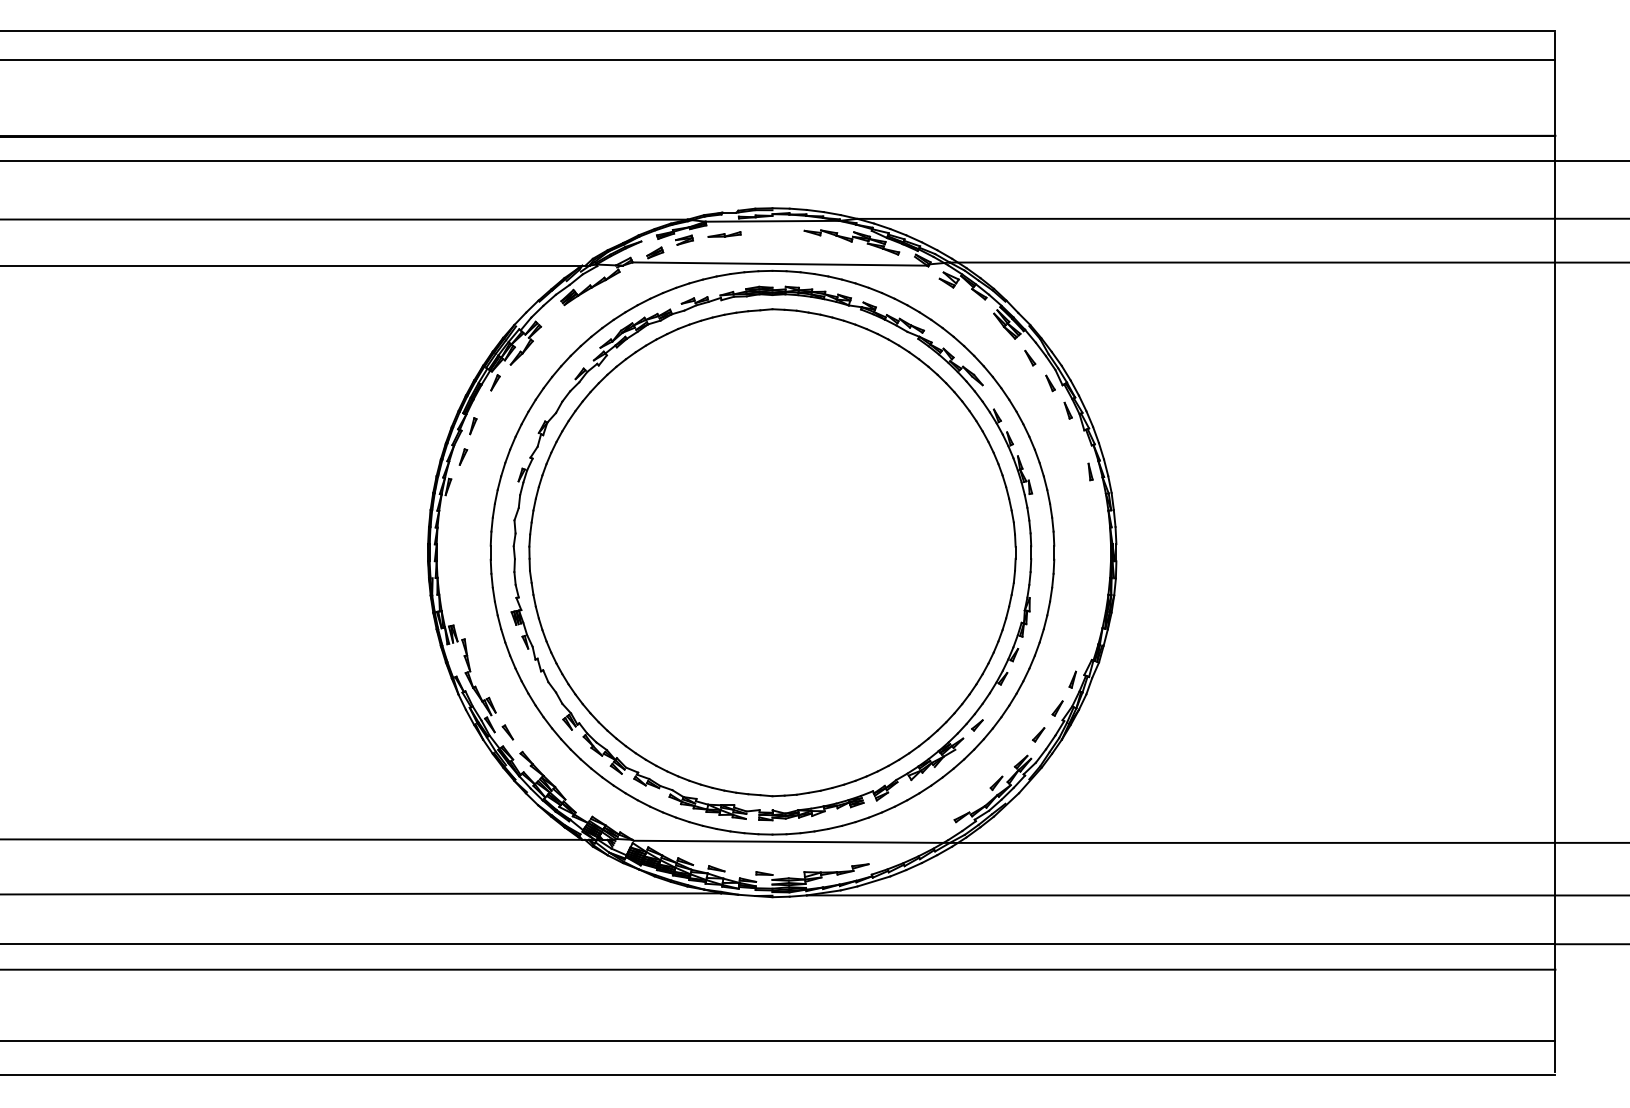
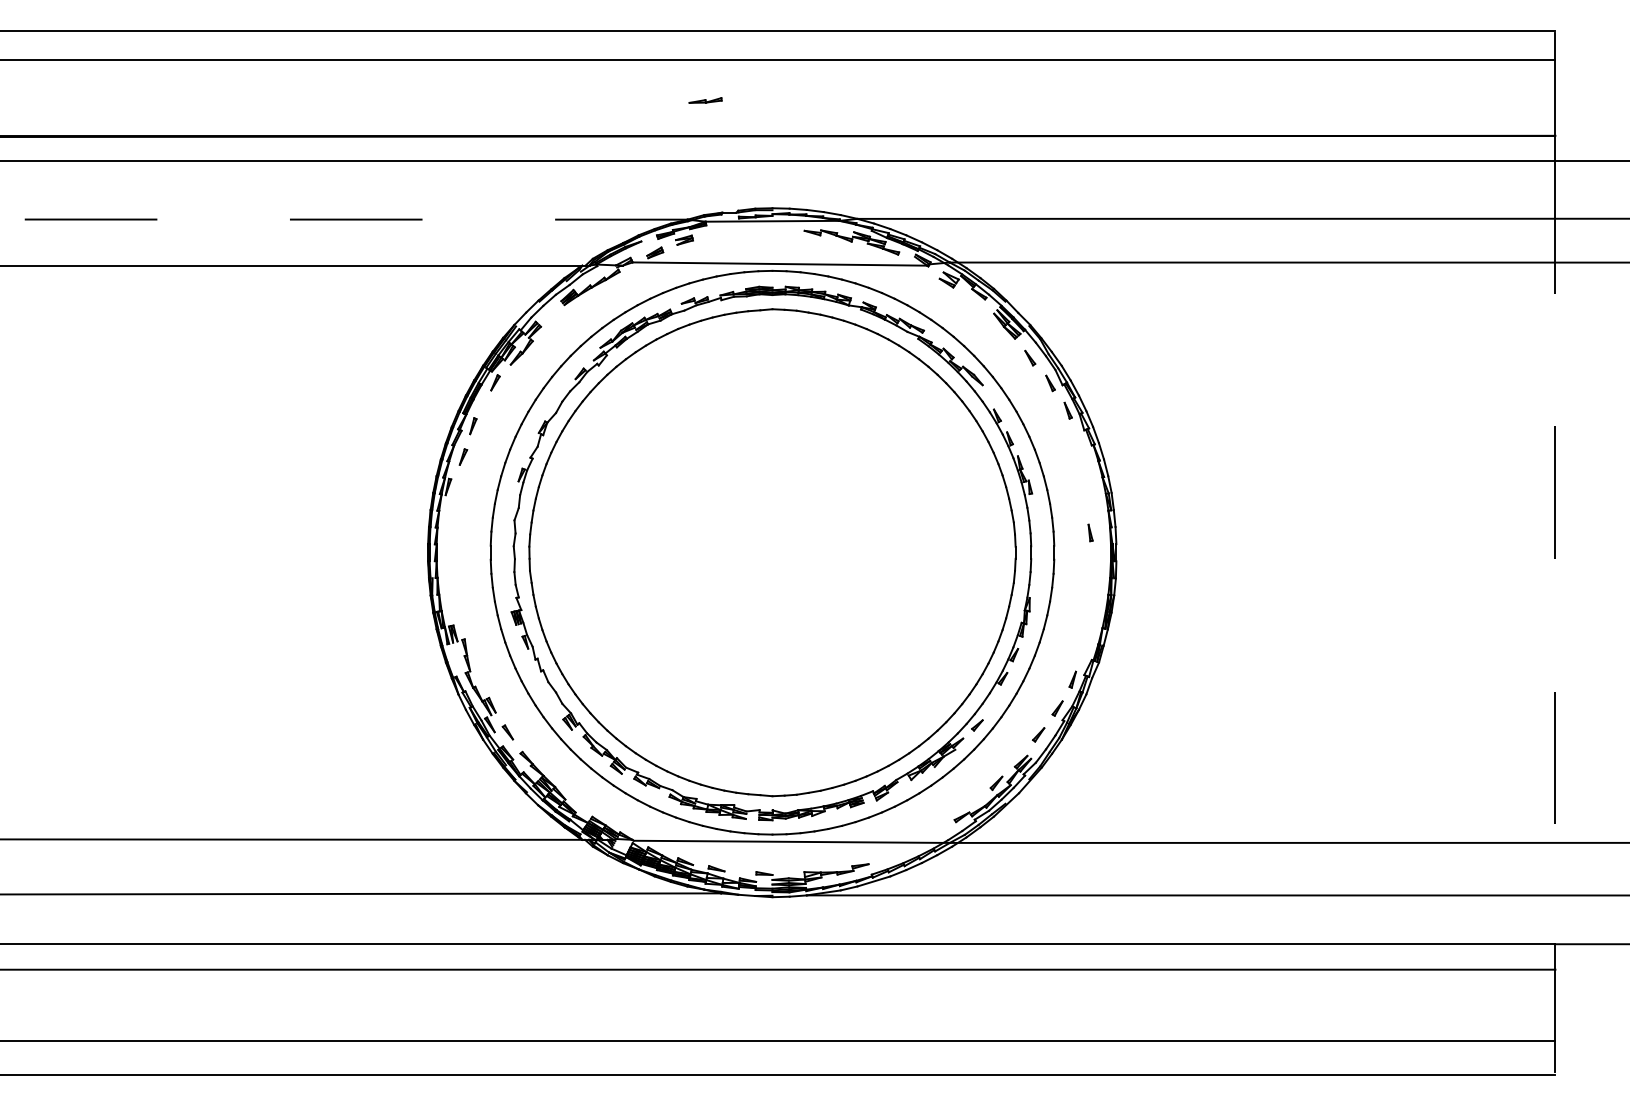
line: solid -> dashed (343, 219)
part position: (724, 234) -> (705, 100) (705, 100)
part position: (1090, 471) -> (1090, 532) (1090, 532)
line: solid -> dashed (1555, 553)
